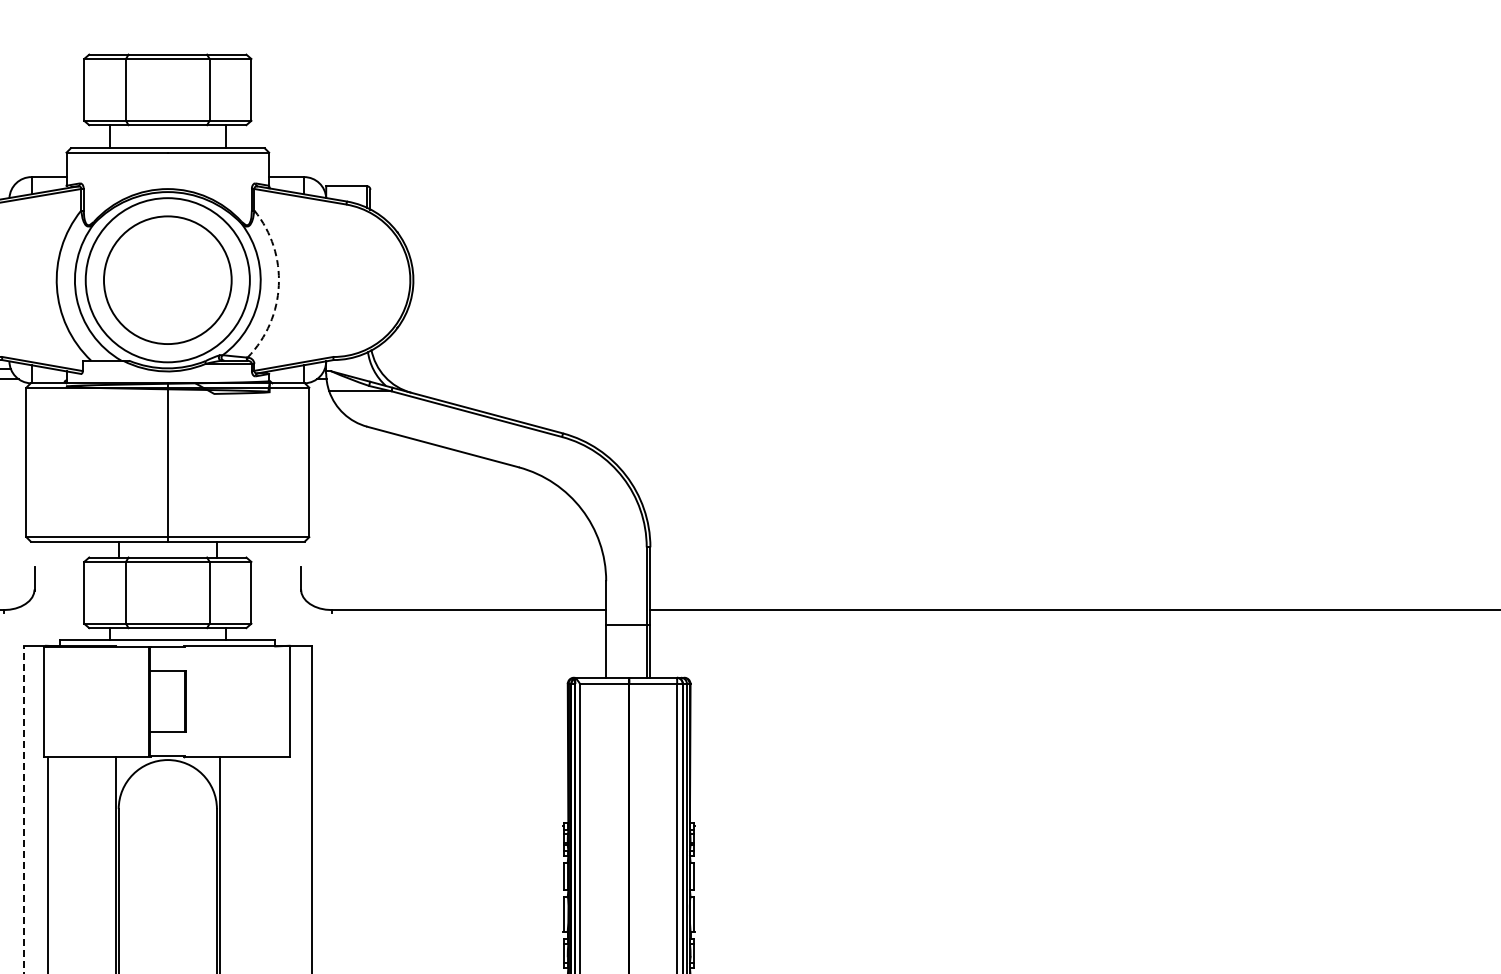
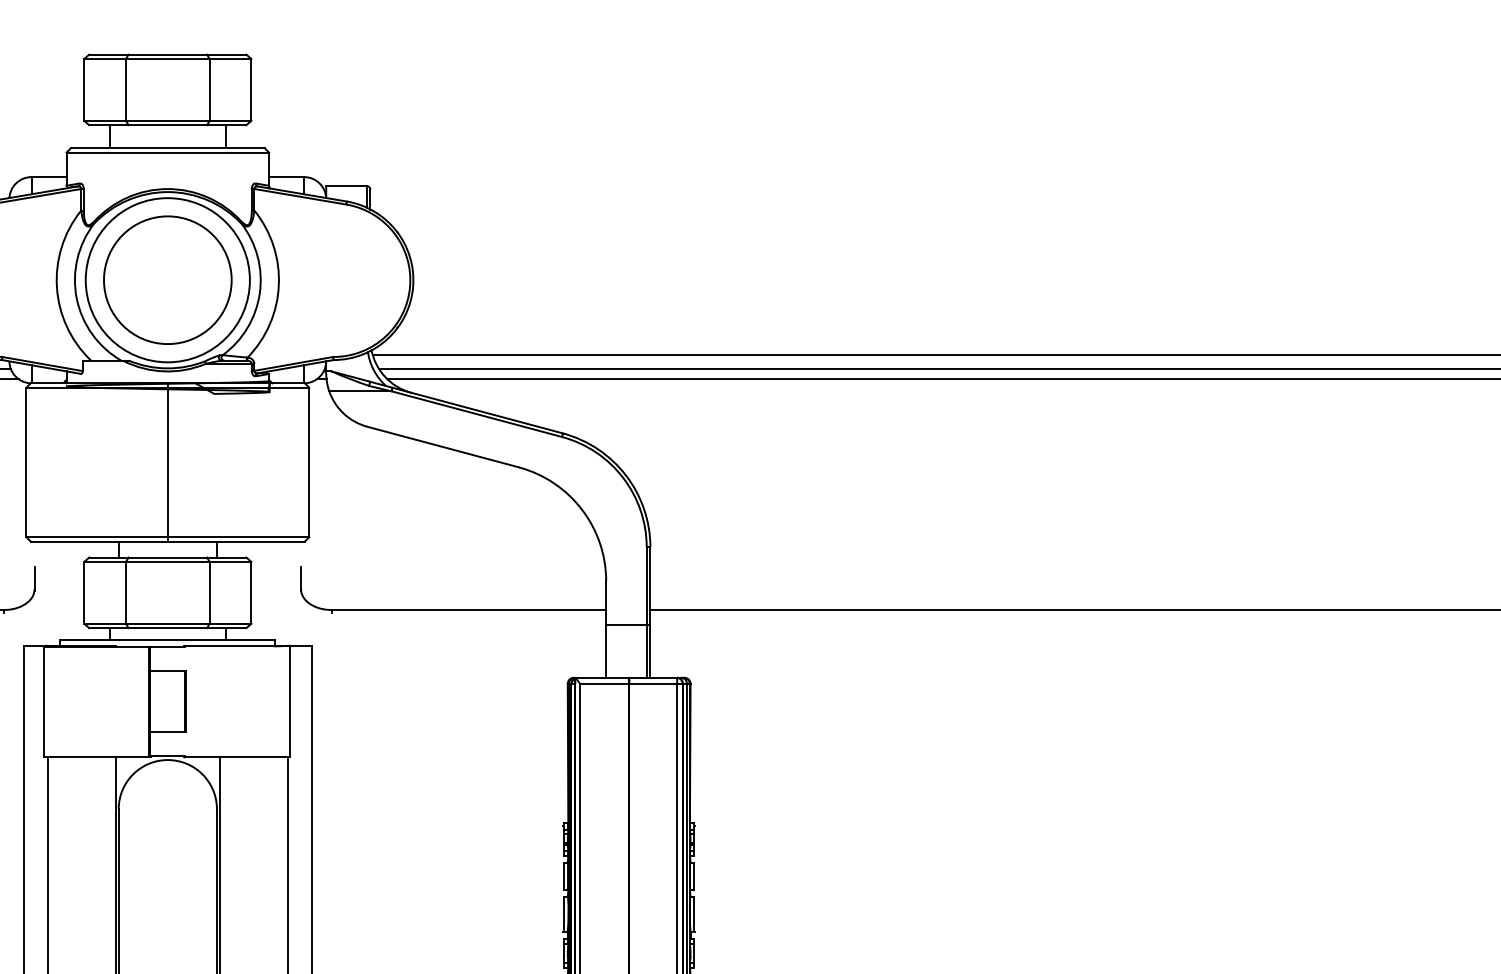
arc: dashed -> solid (278, 285)
line: none -> present (935, 355)
line: none -> present (938, 369)
line: none -> present (942, 379)
line: dashed -> solid (23, 809)
line: none -> present (287, 863)
